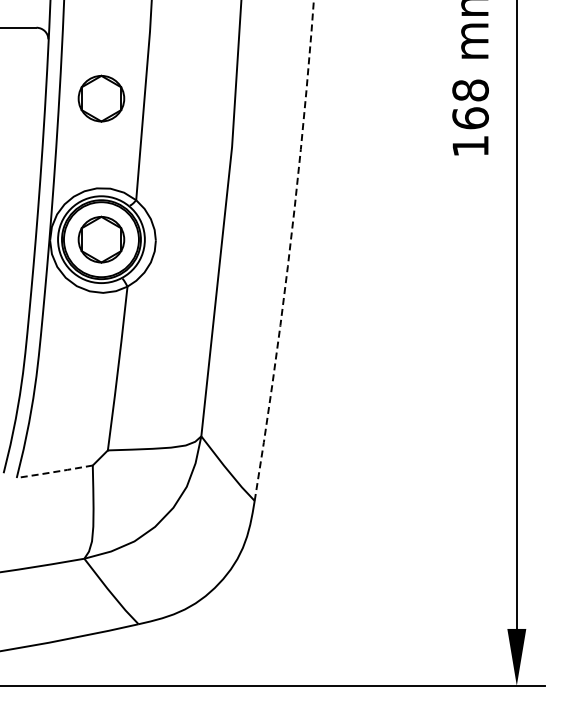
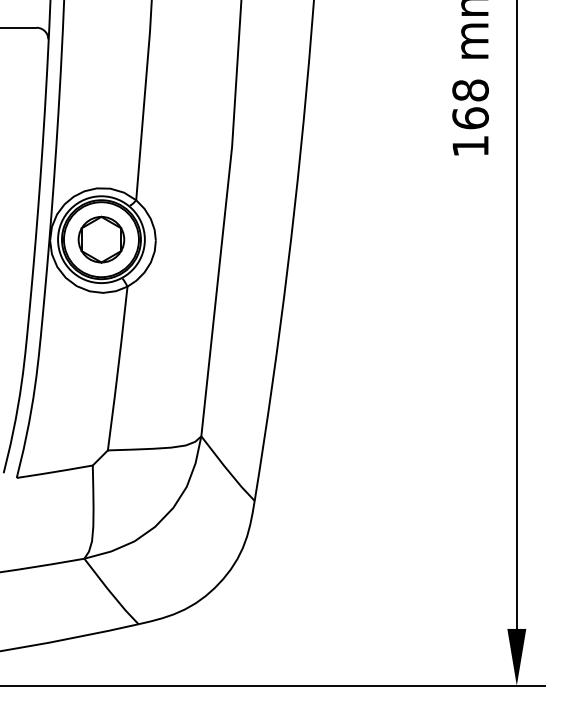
part: present -> none (101, 98)
arc: dashed -> solid (289, 251)
line: dashed -> solid (54, 471)
